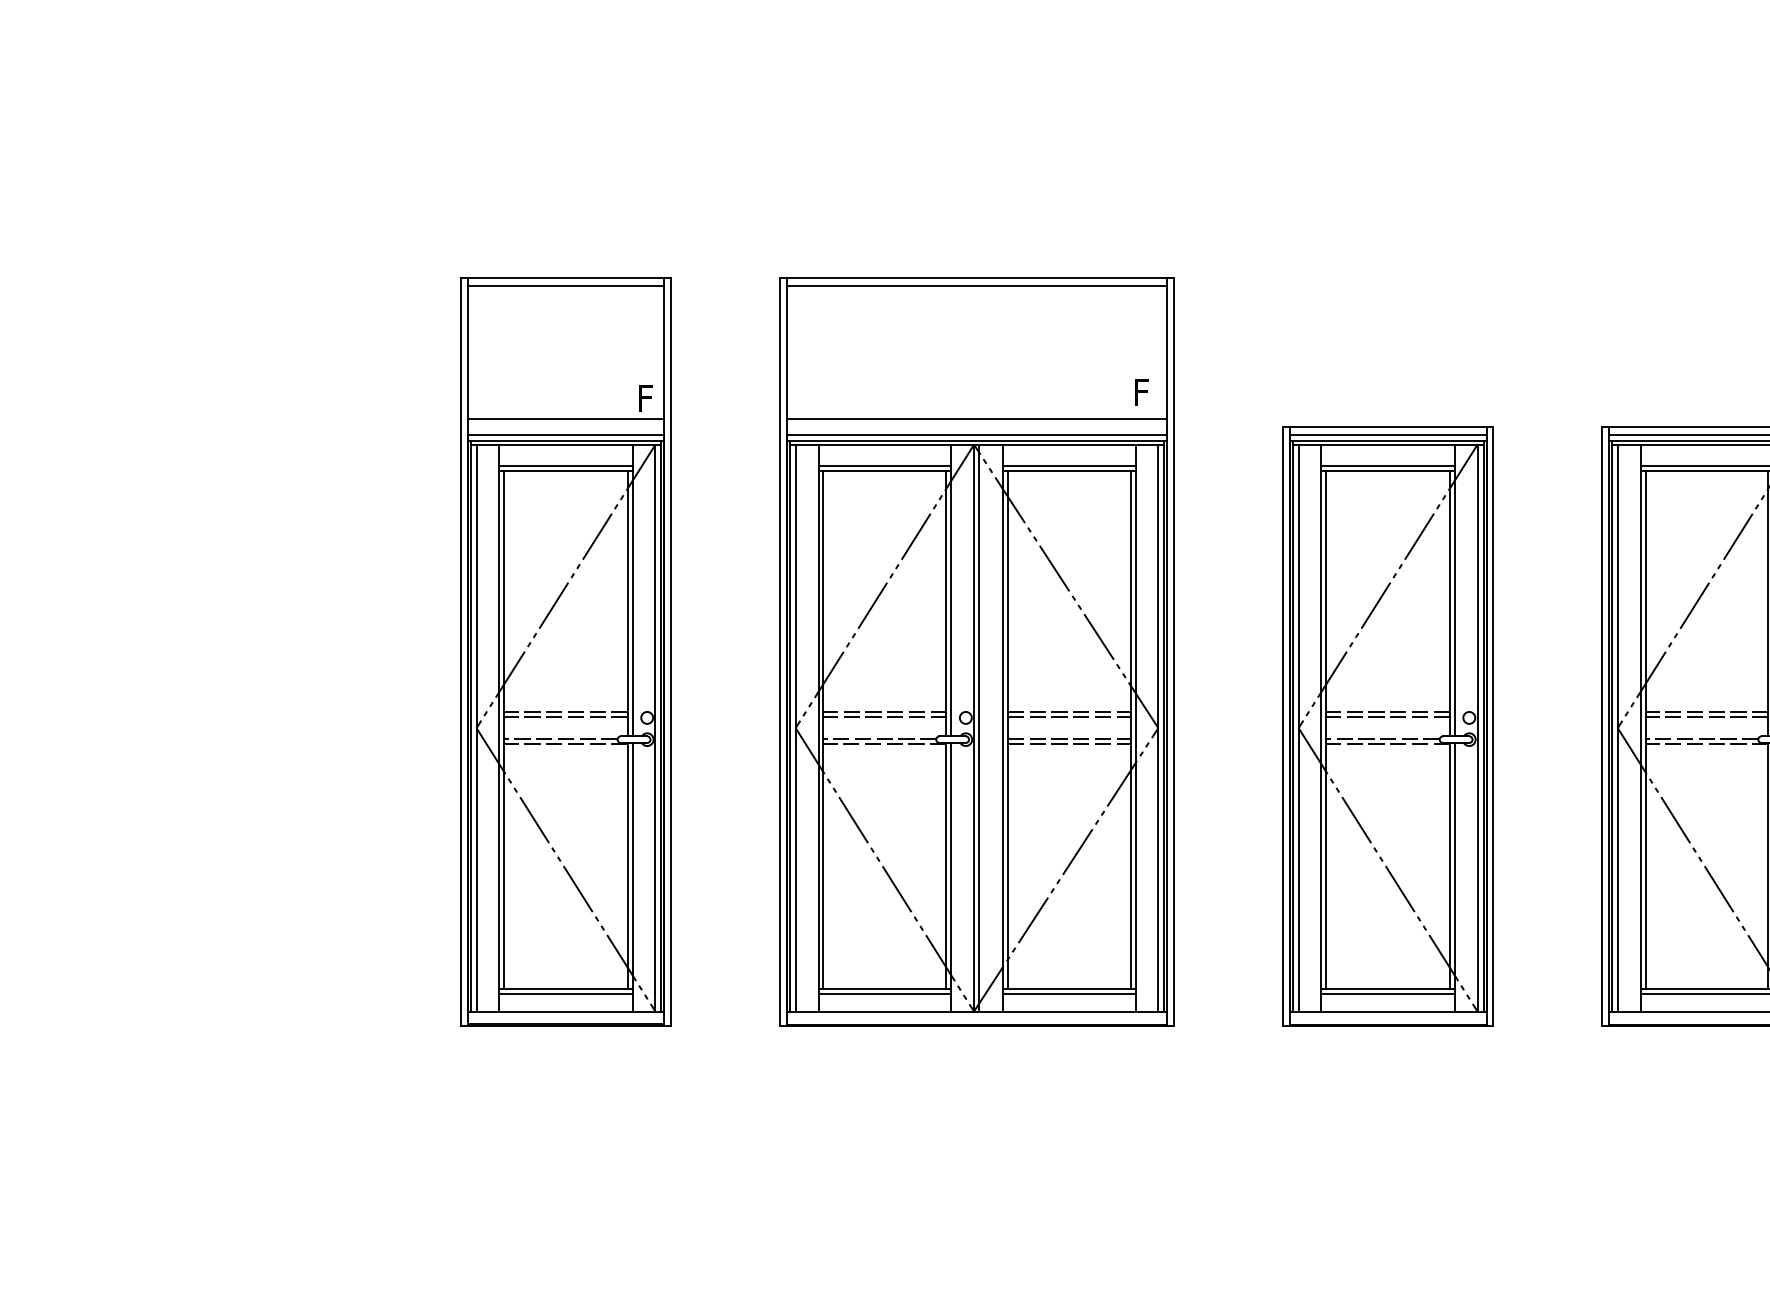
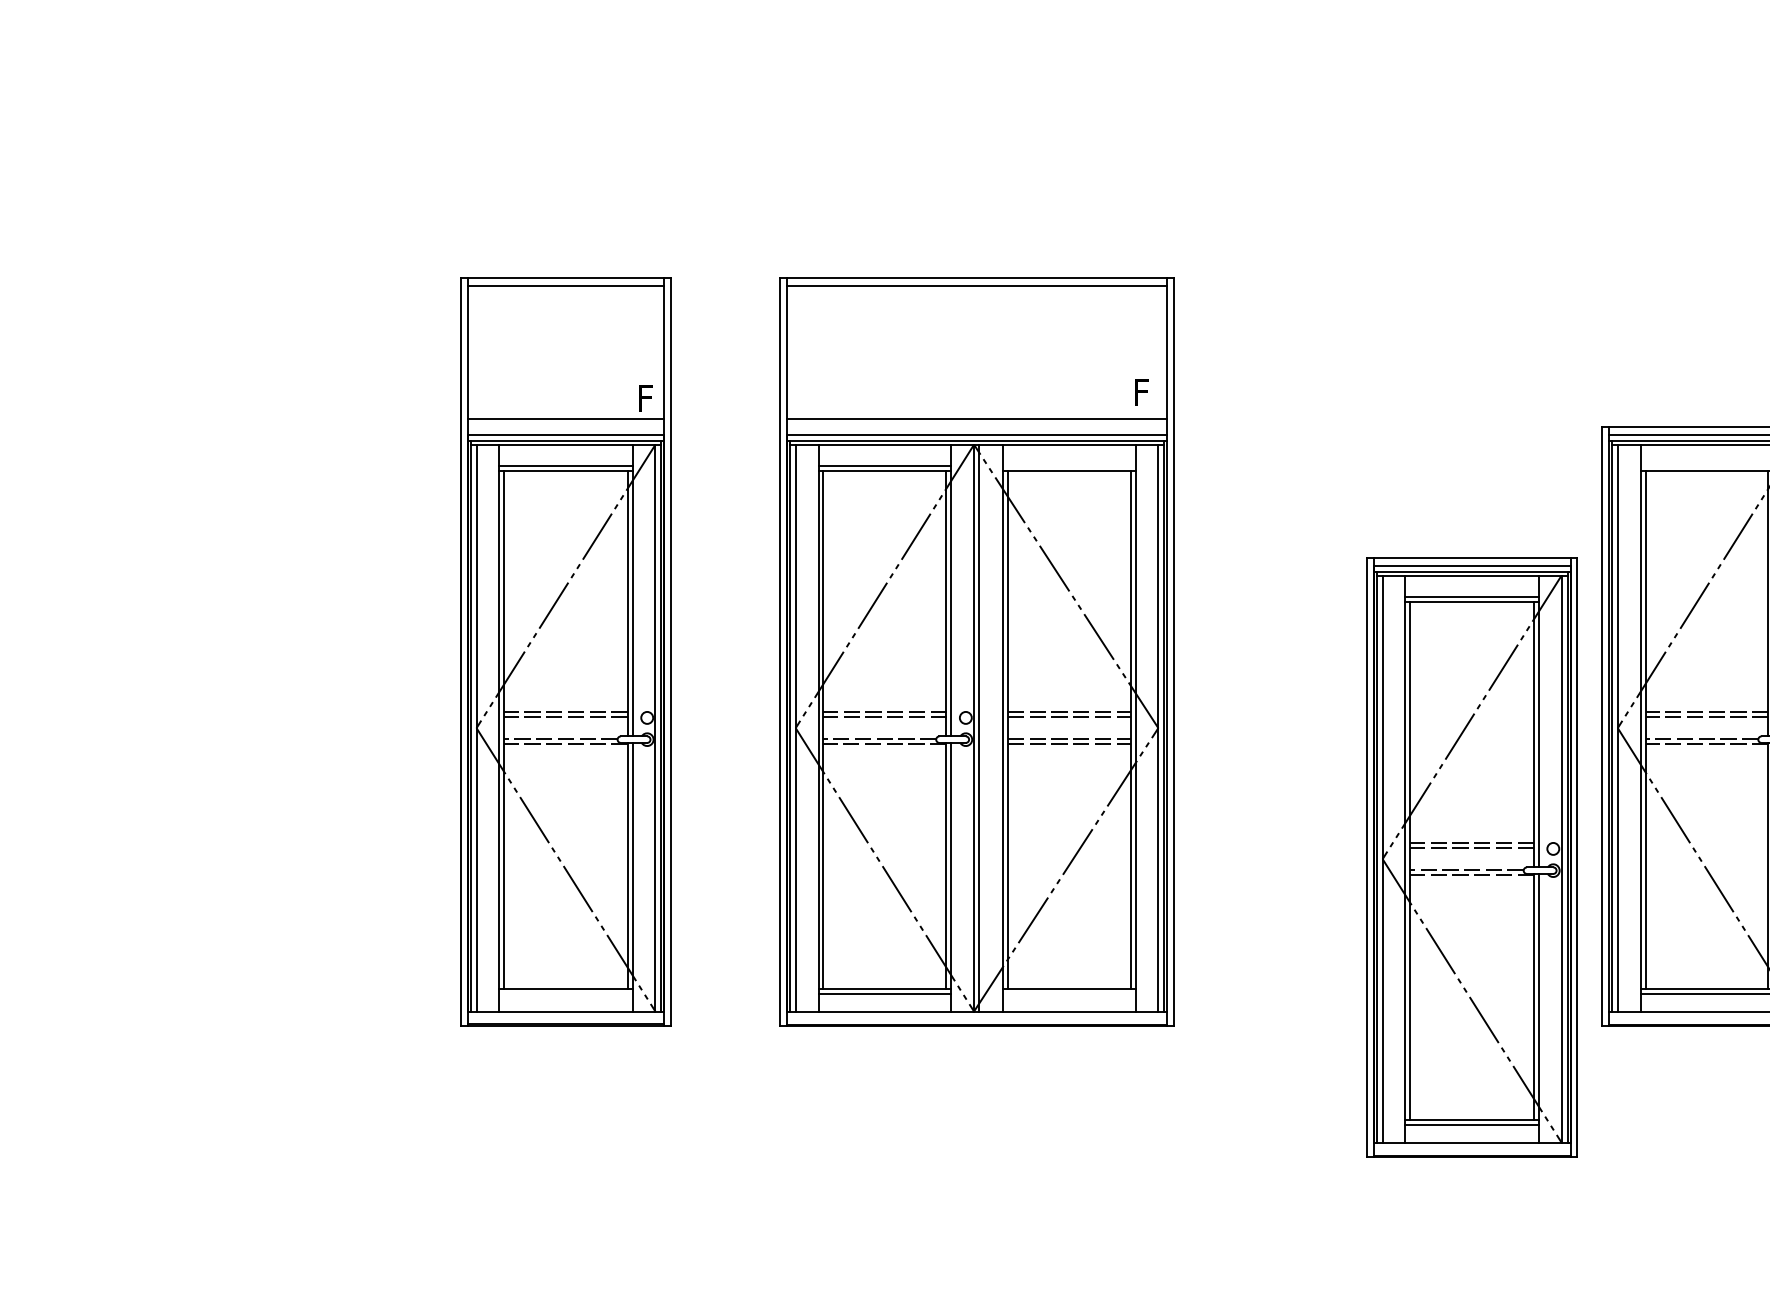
line: present -> none (1068, 465)
line: present -> none (1703, 465)
part position: (1387, 726) -> (1471, 857) (1471, 857)
line: present -> none (565, 993)
line: present -> none (1068, 993)
